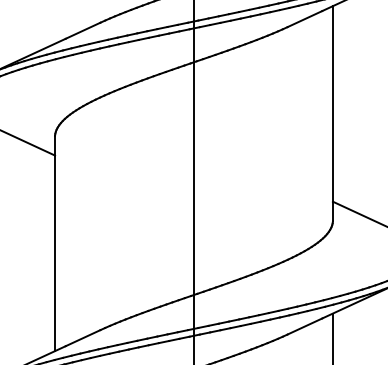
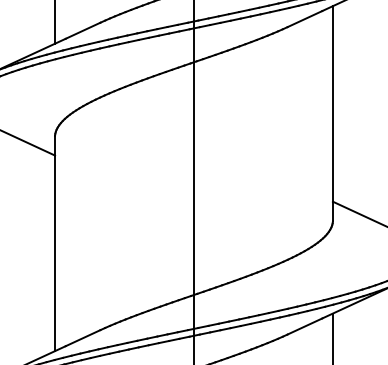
line: none -> present (55, 22)
